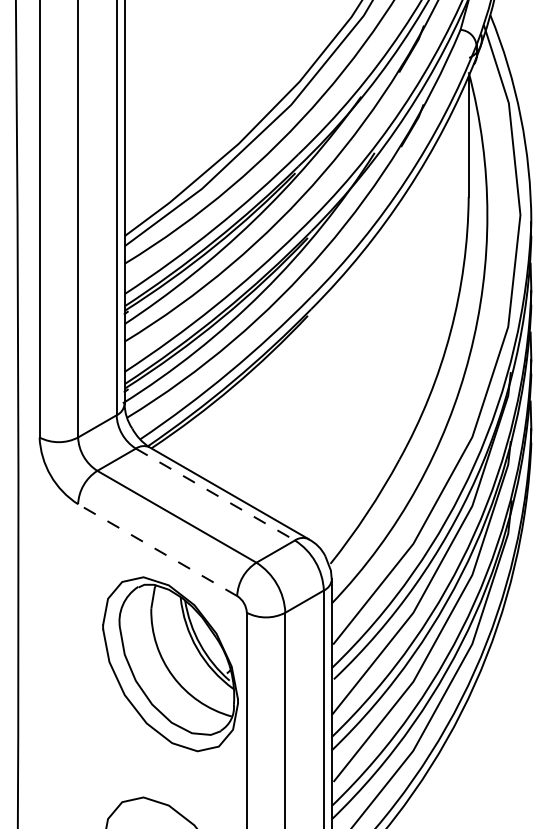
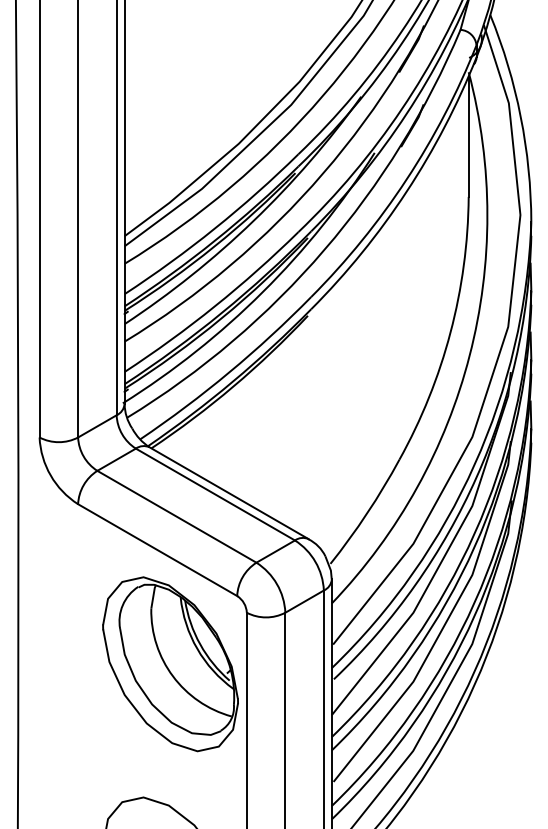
line: dashed -> solid (215, 494)
line: dashed -> solid (157, 550)
